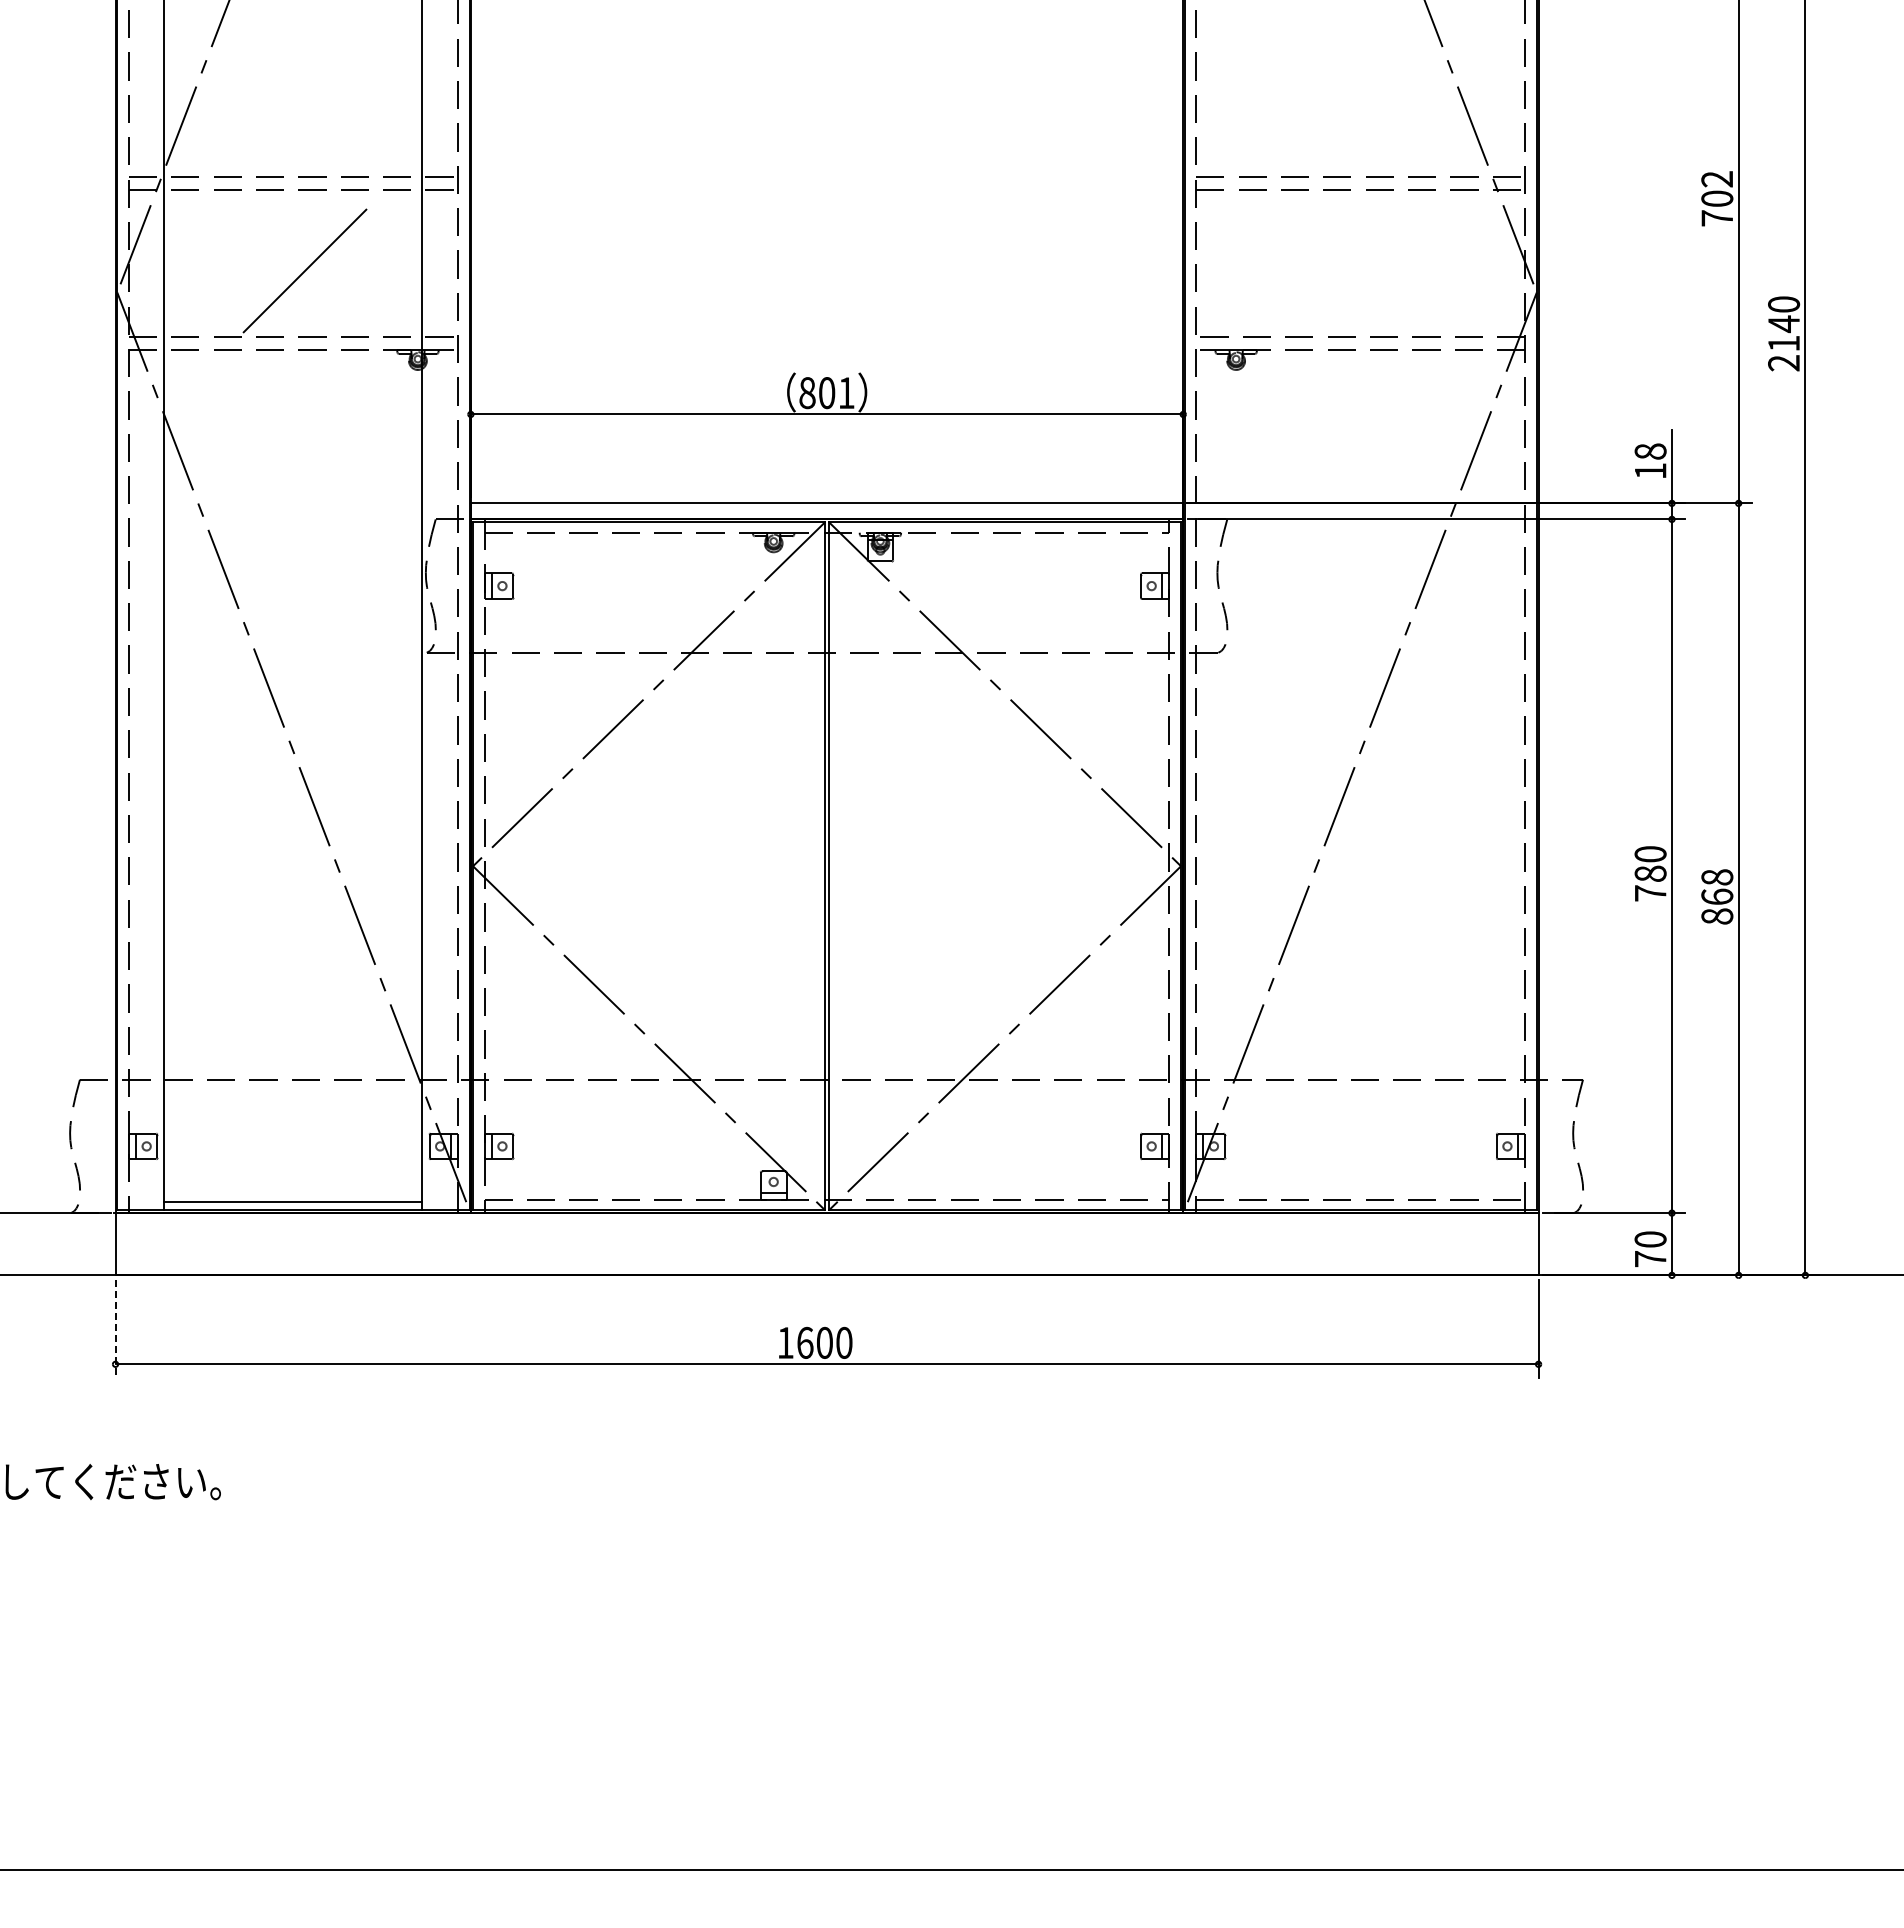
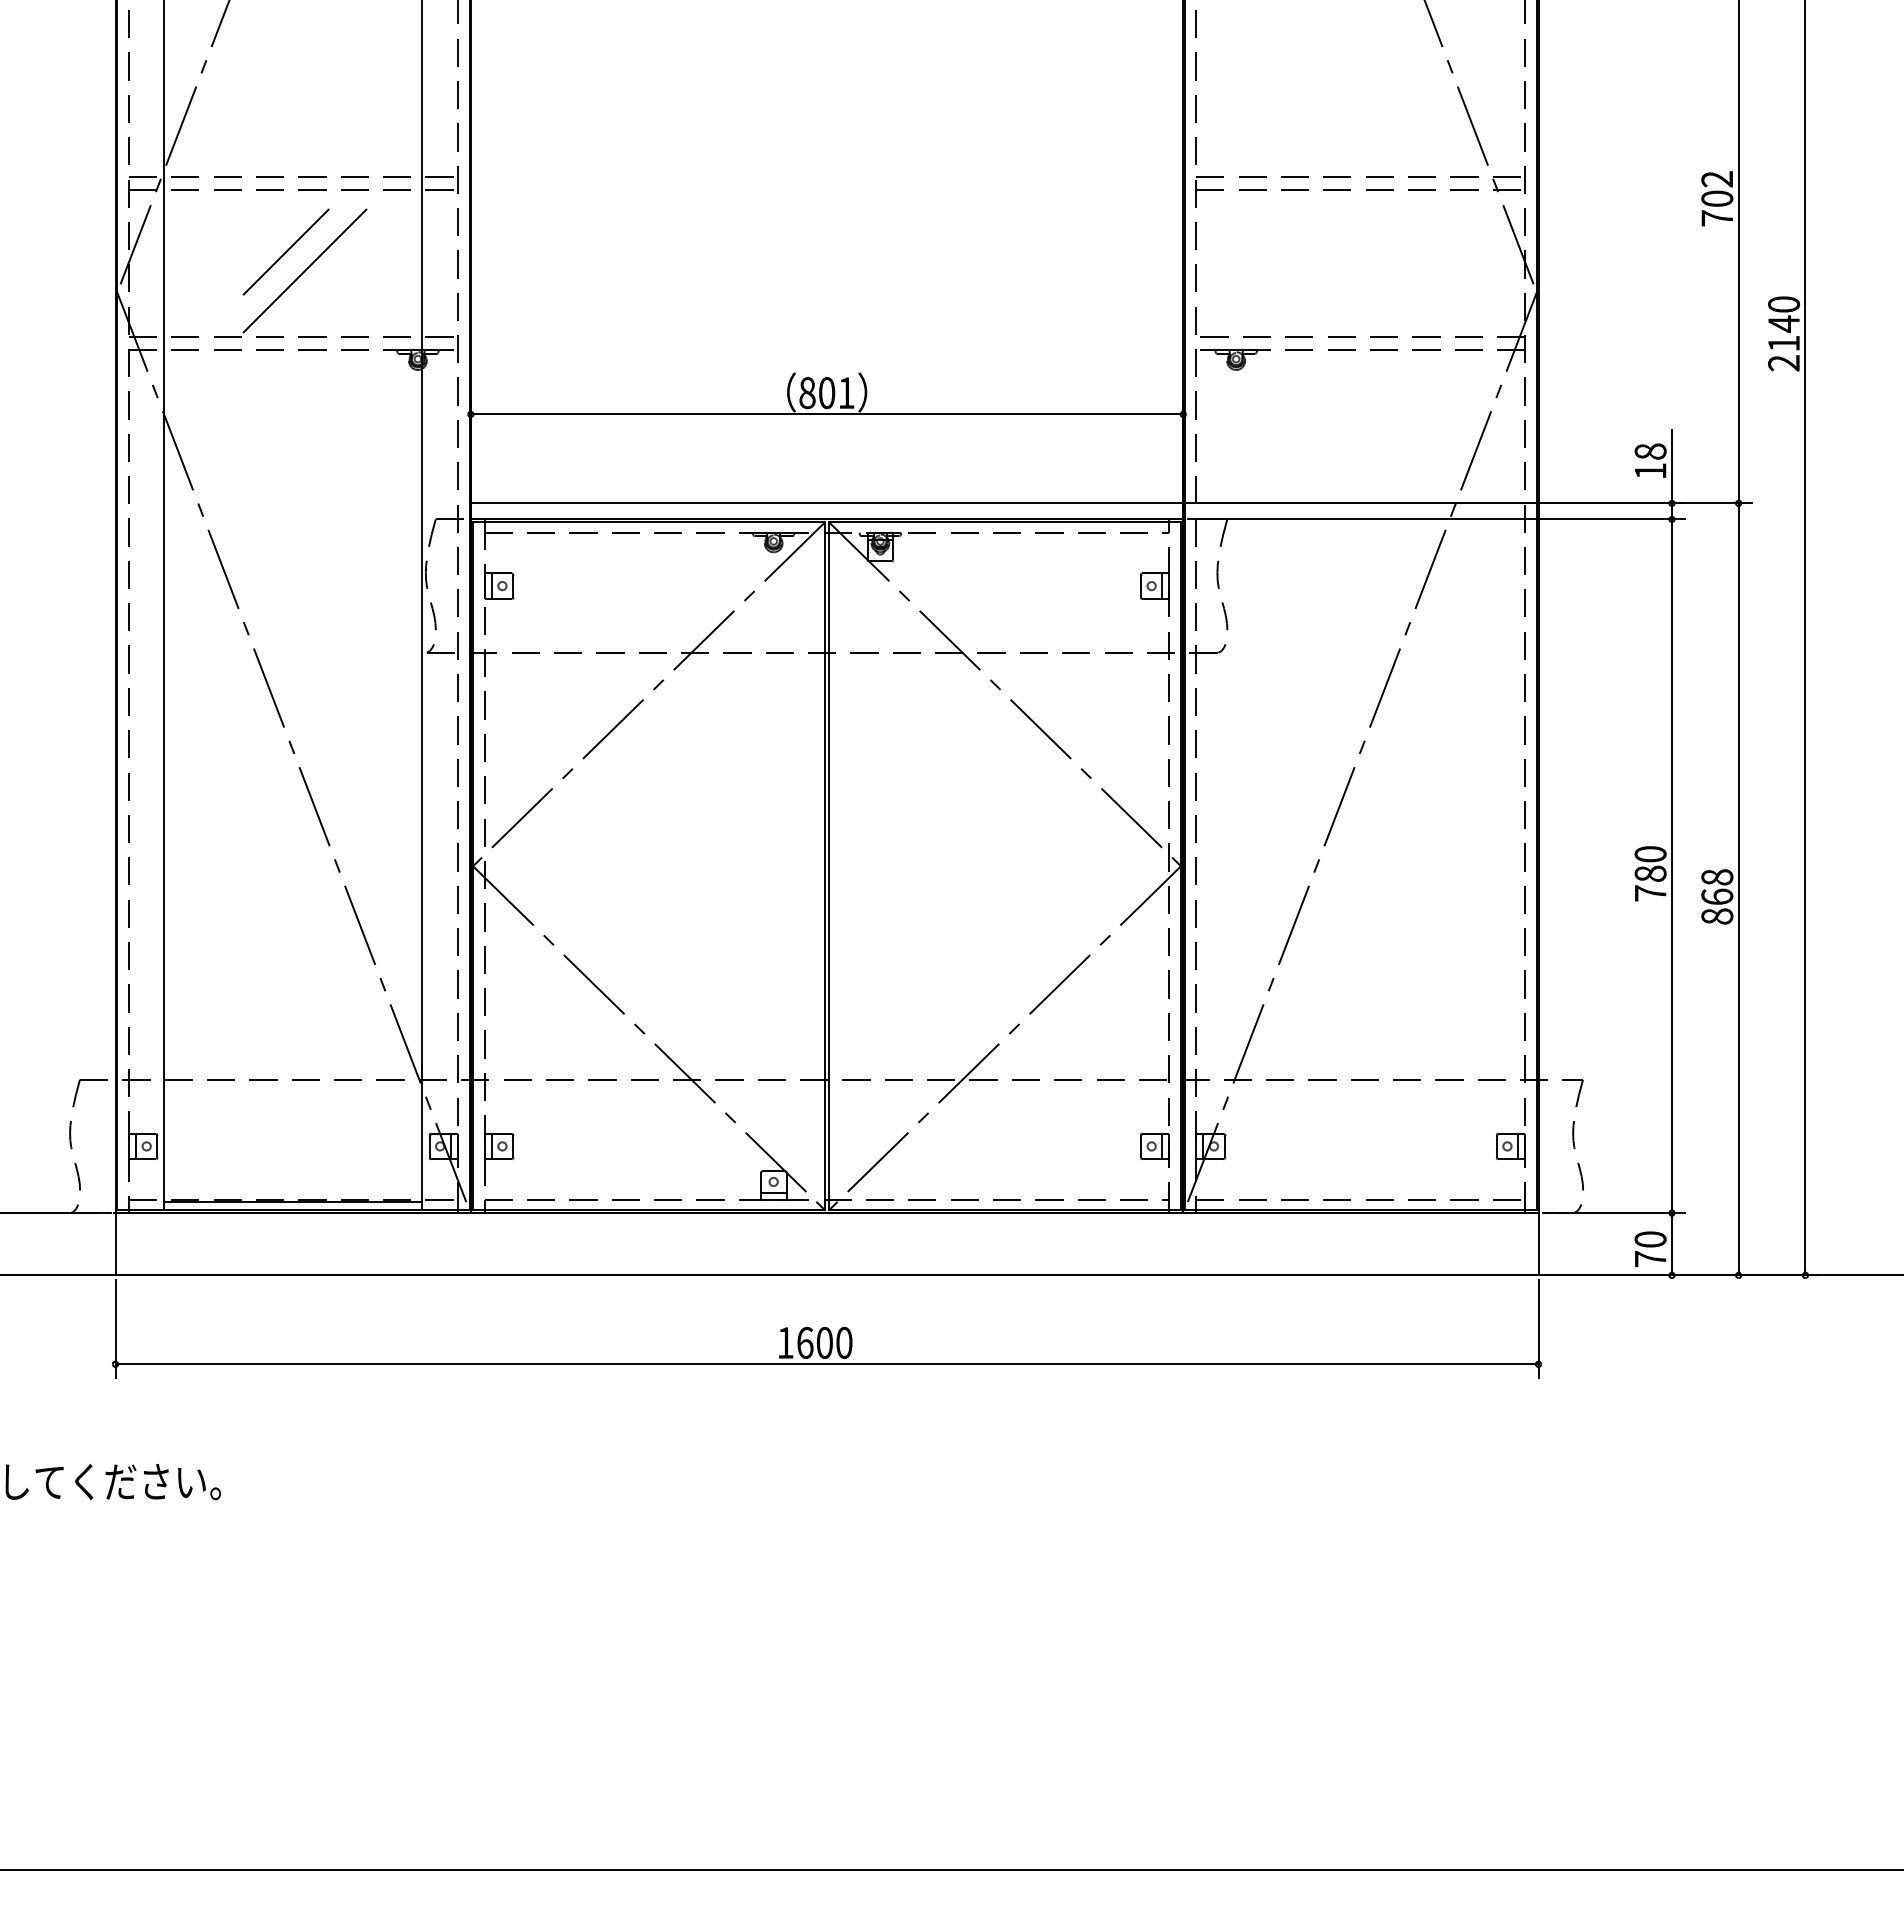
line: none -> present (285, 251)
line: none -> present (292, 1199)
line: dashed -> solid (115, 1328)
